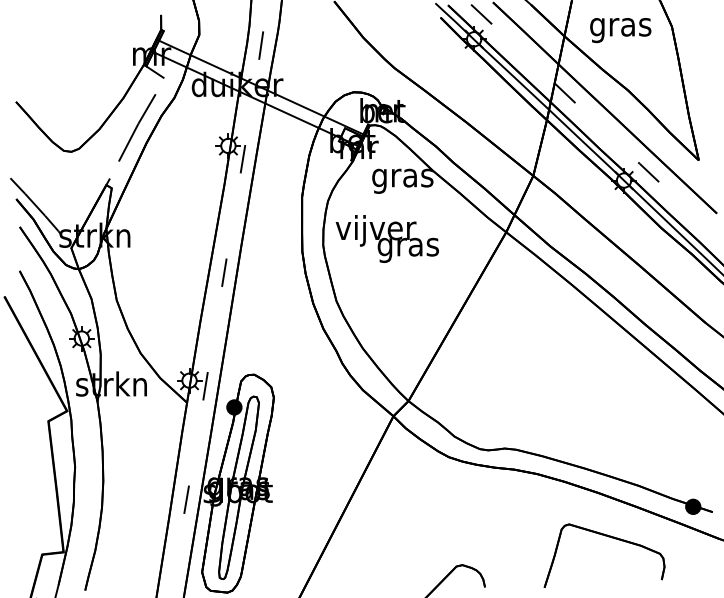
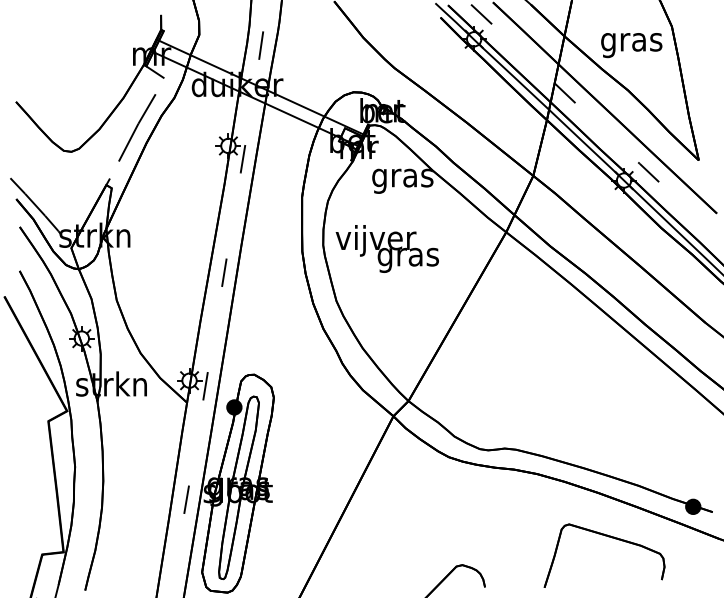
text position: (620, 30) -> (631, 45) (631, 45)
text position: (386, 238) -> (386, 248) (386, 248)
